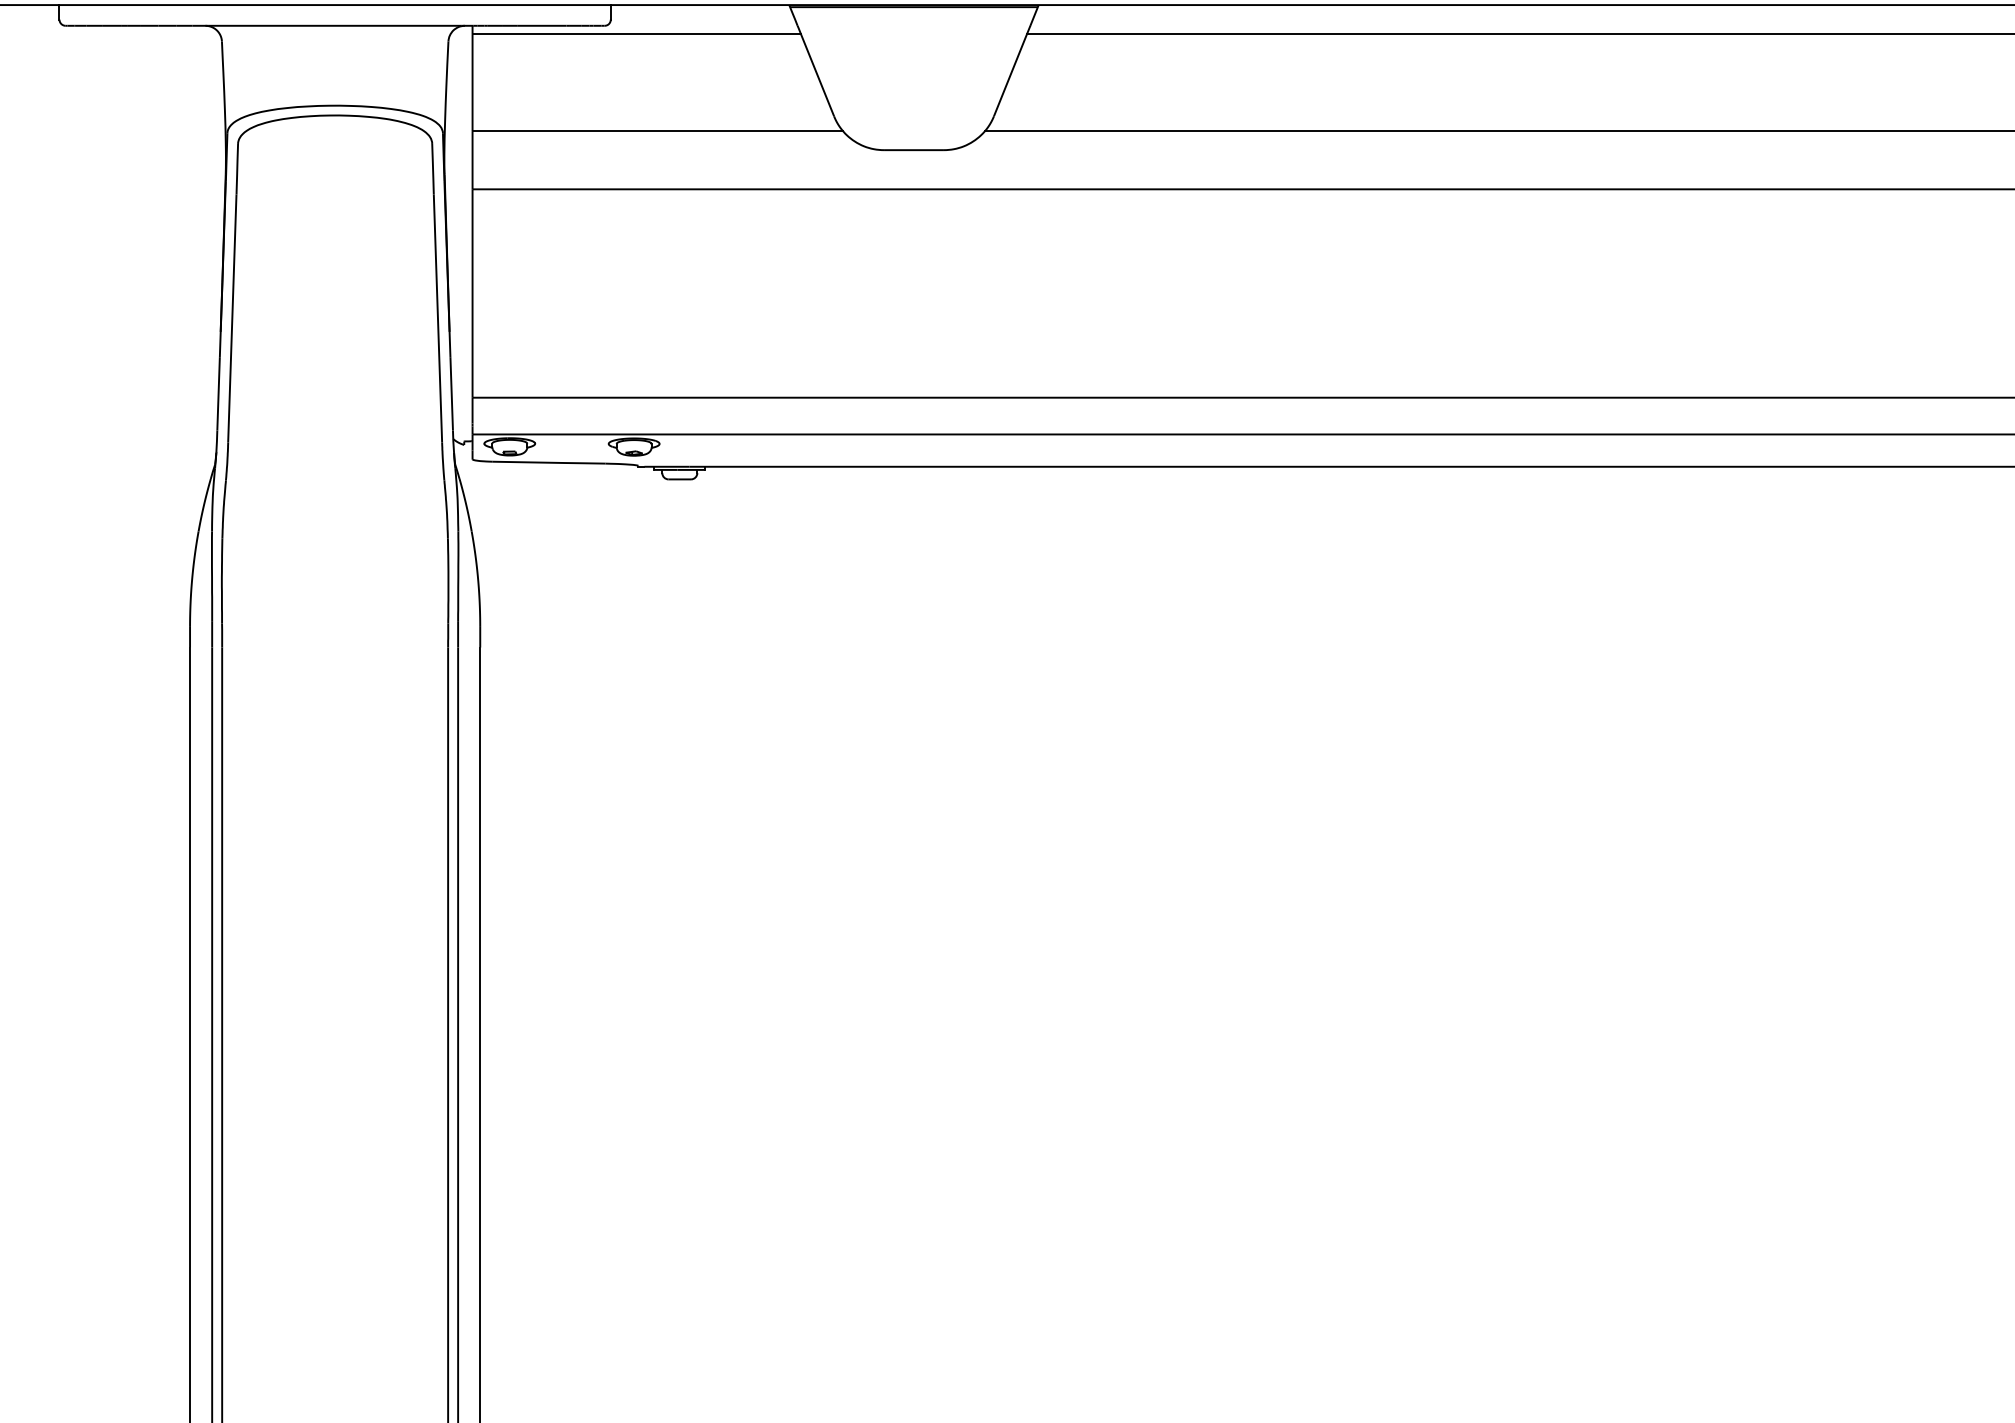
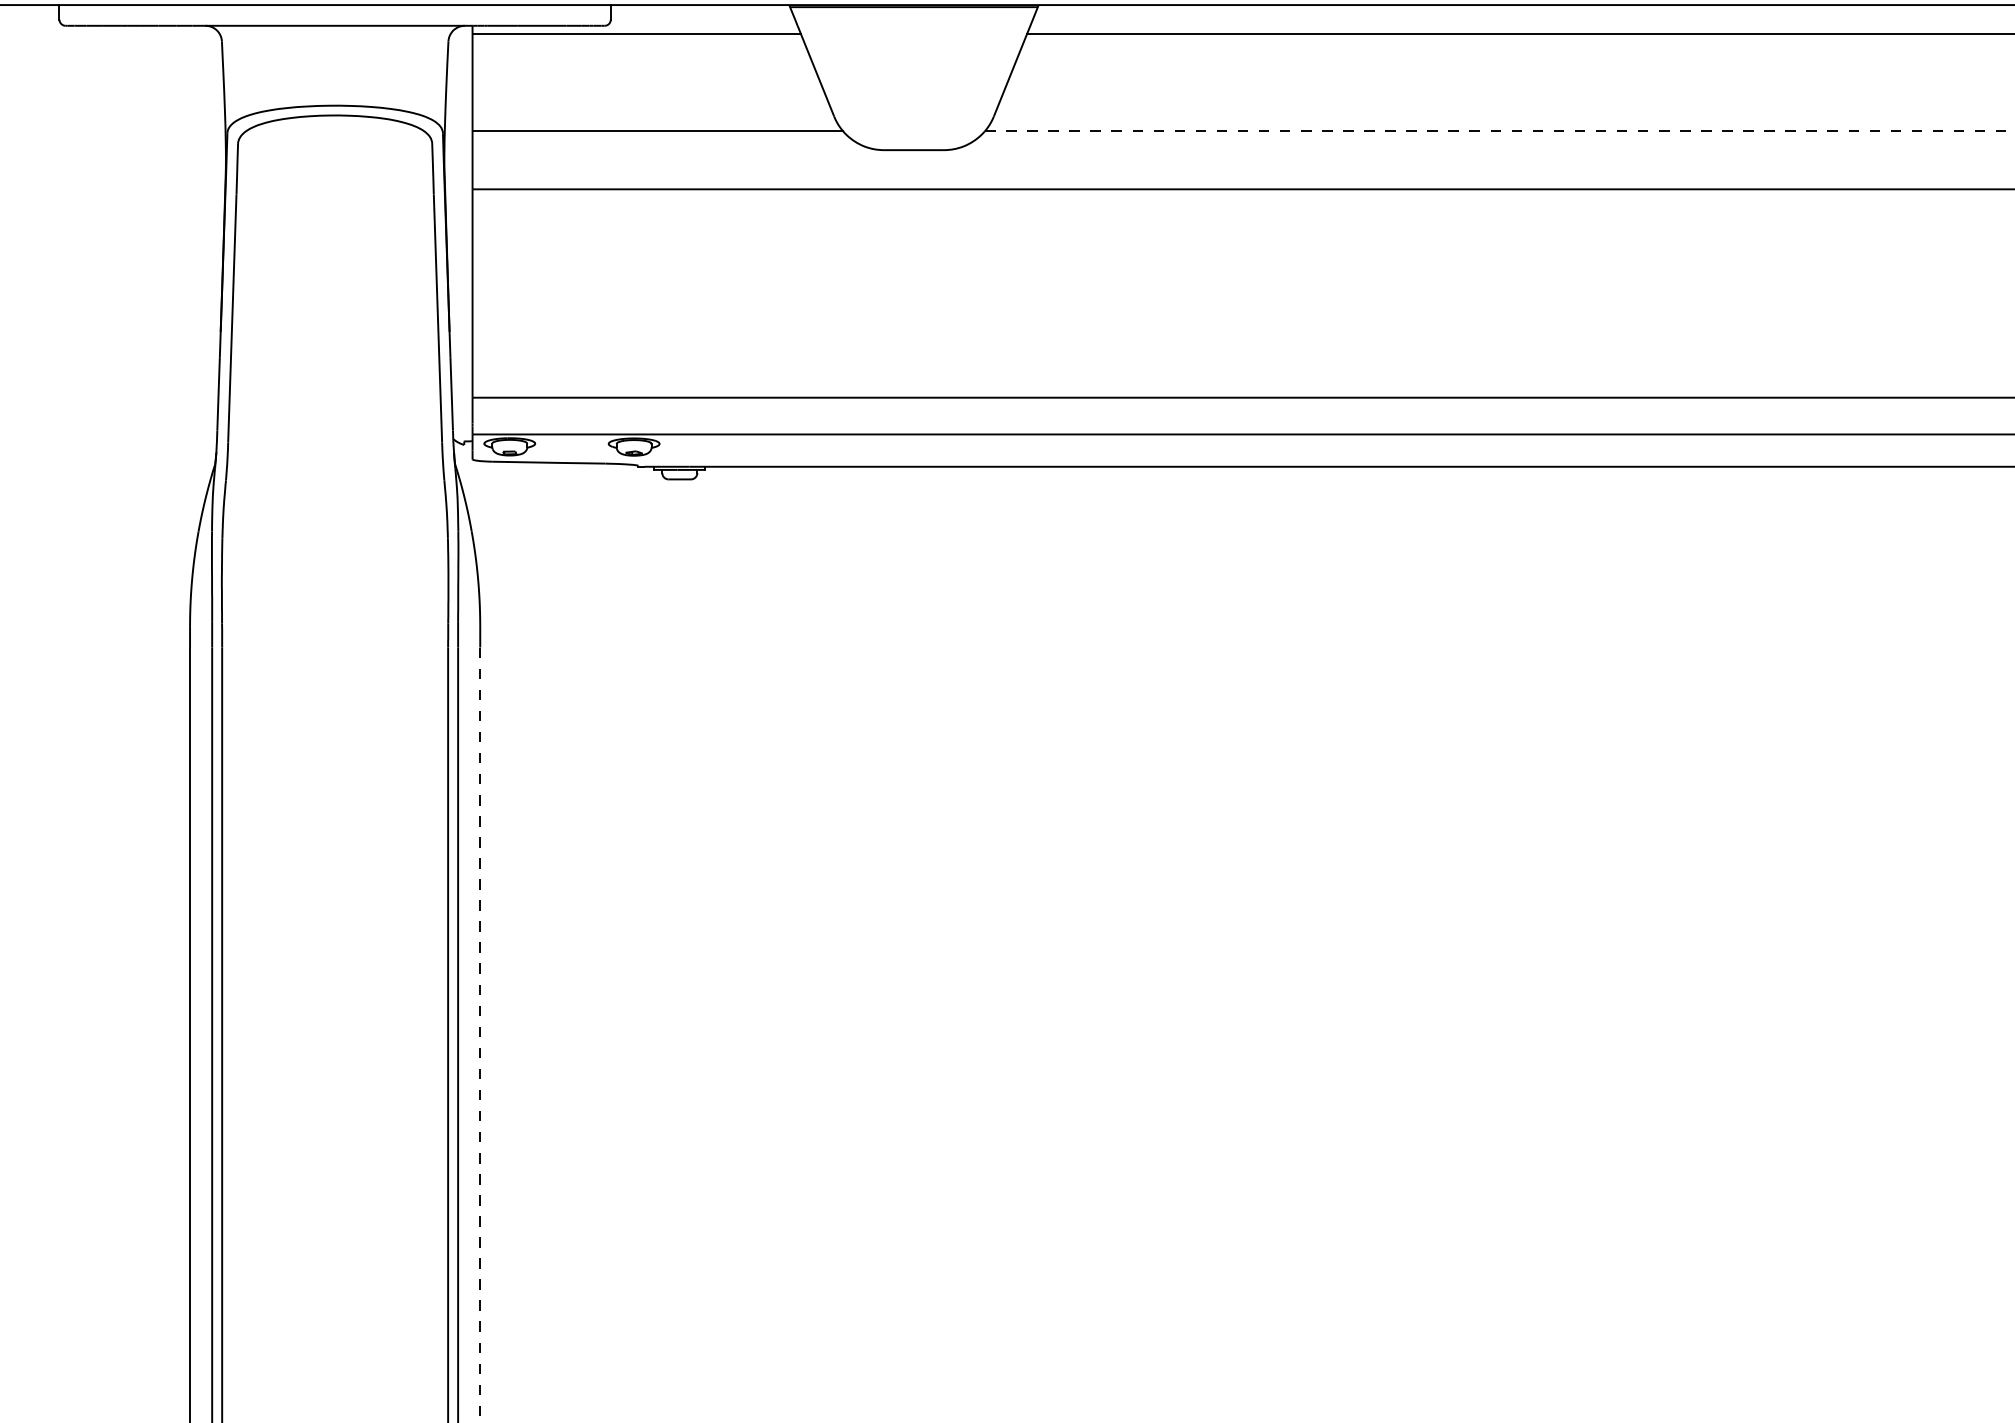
line: solid -> dashed (1499, 131)
line: solid -> dashed (480, 1035)
